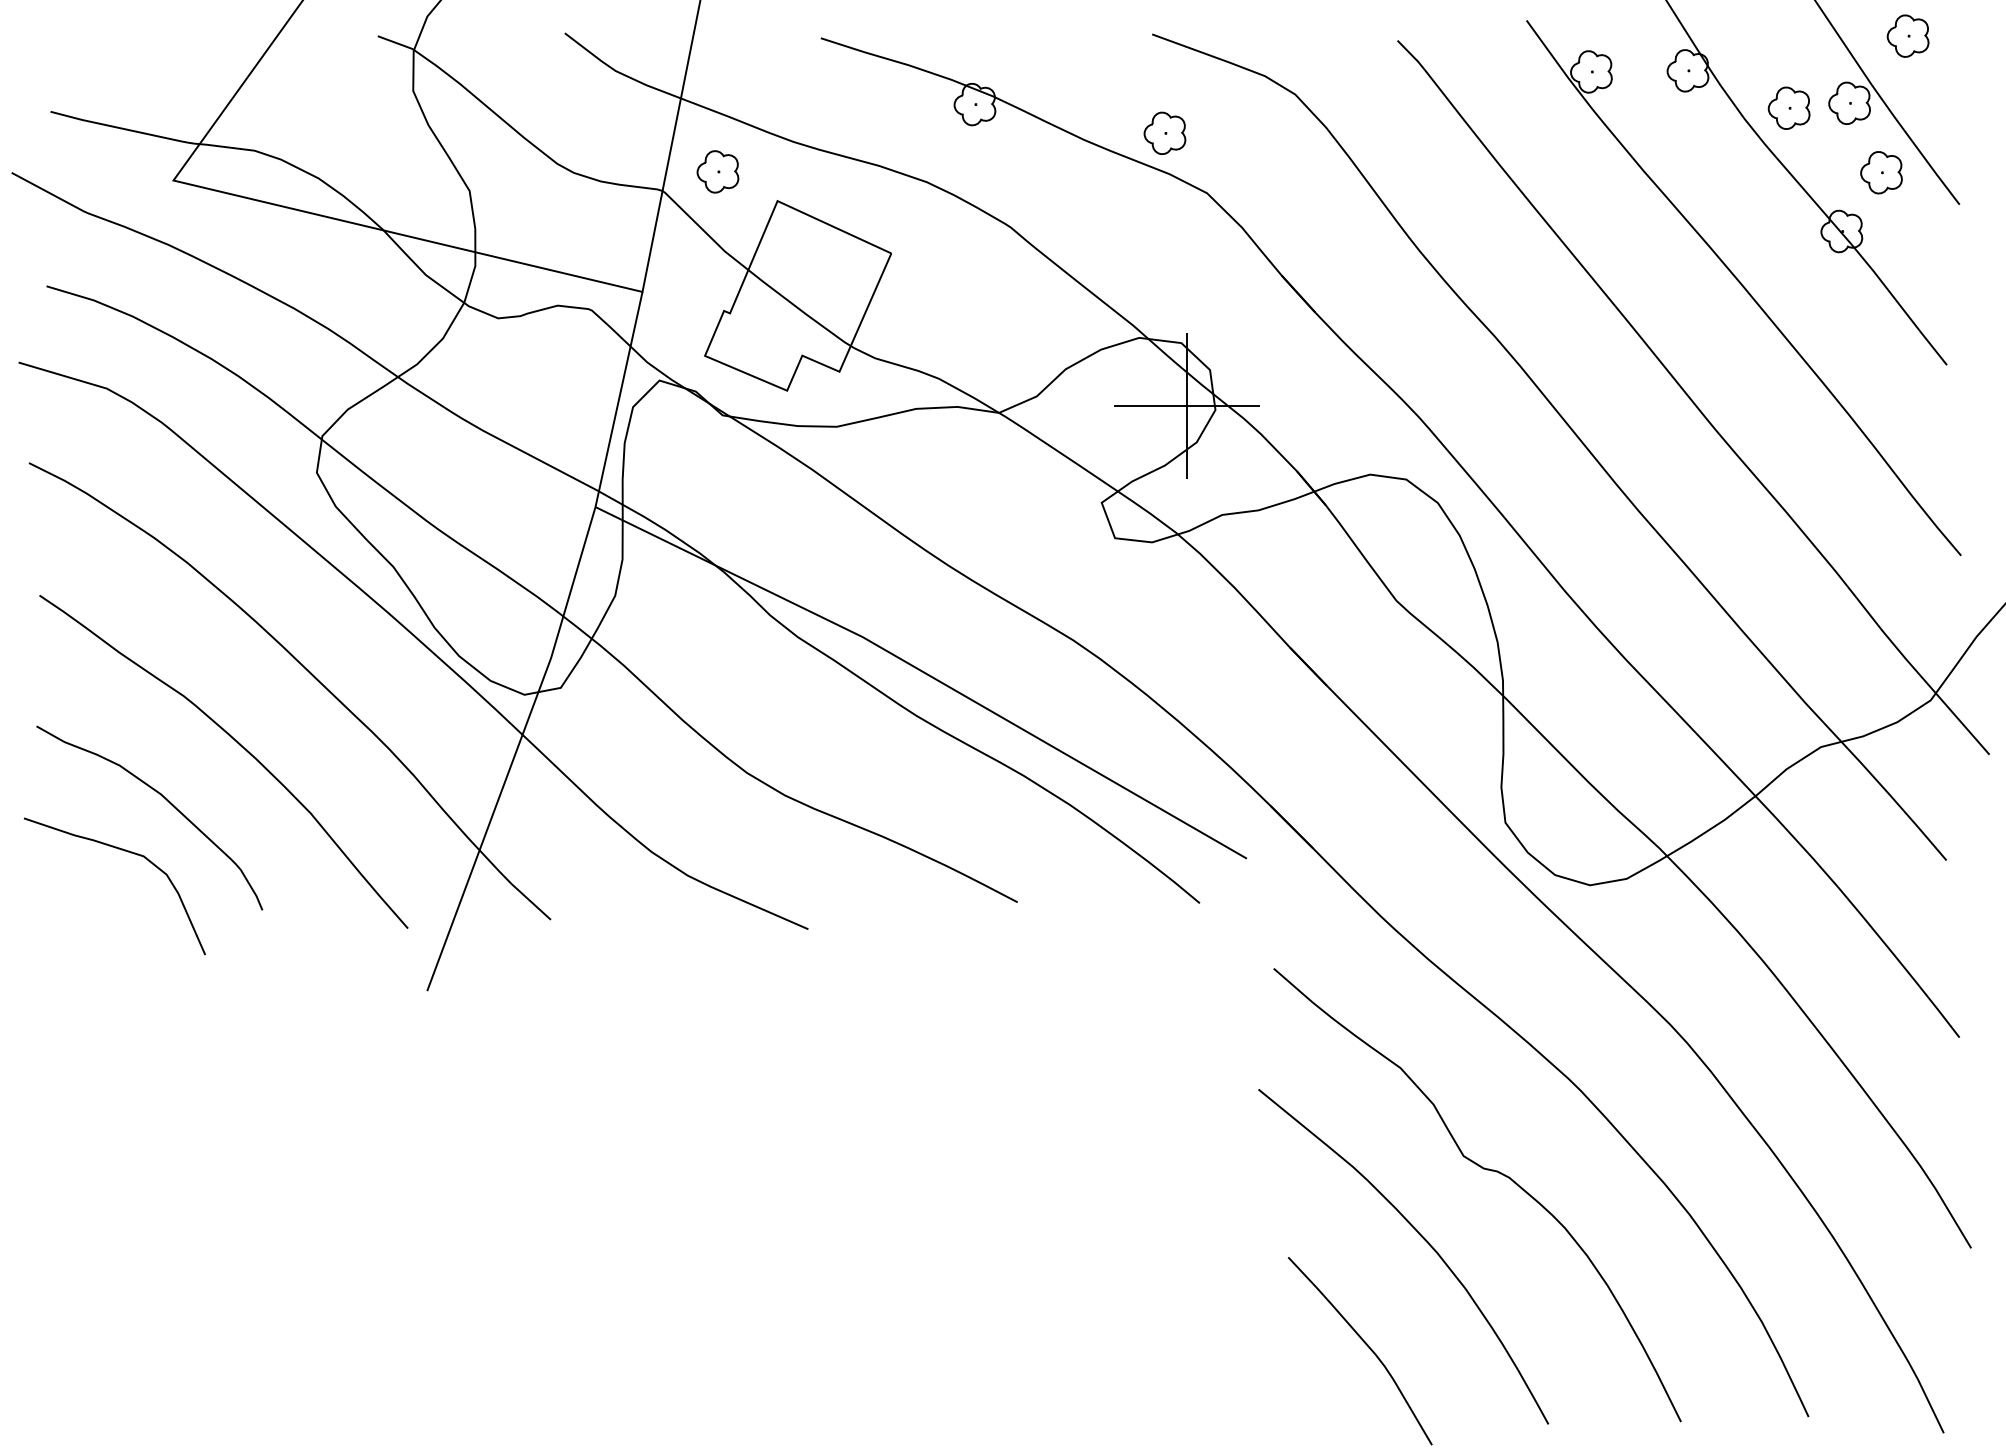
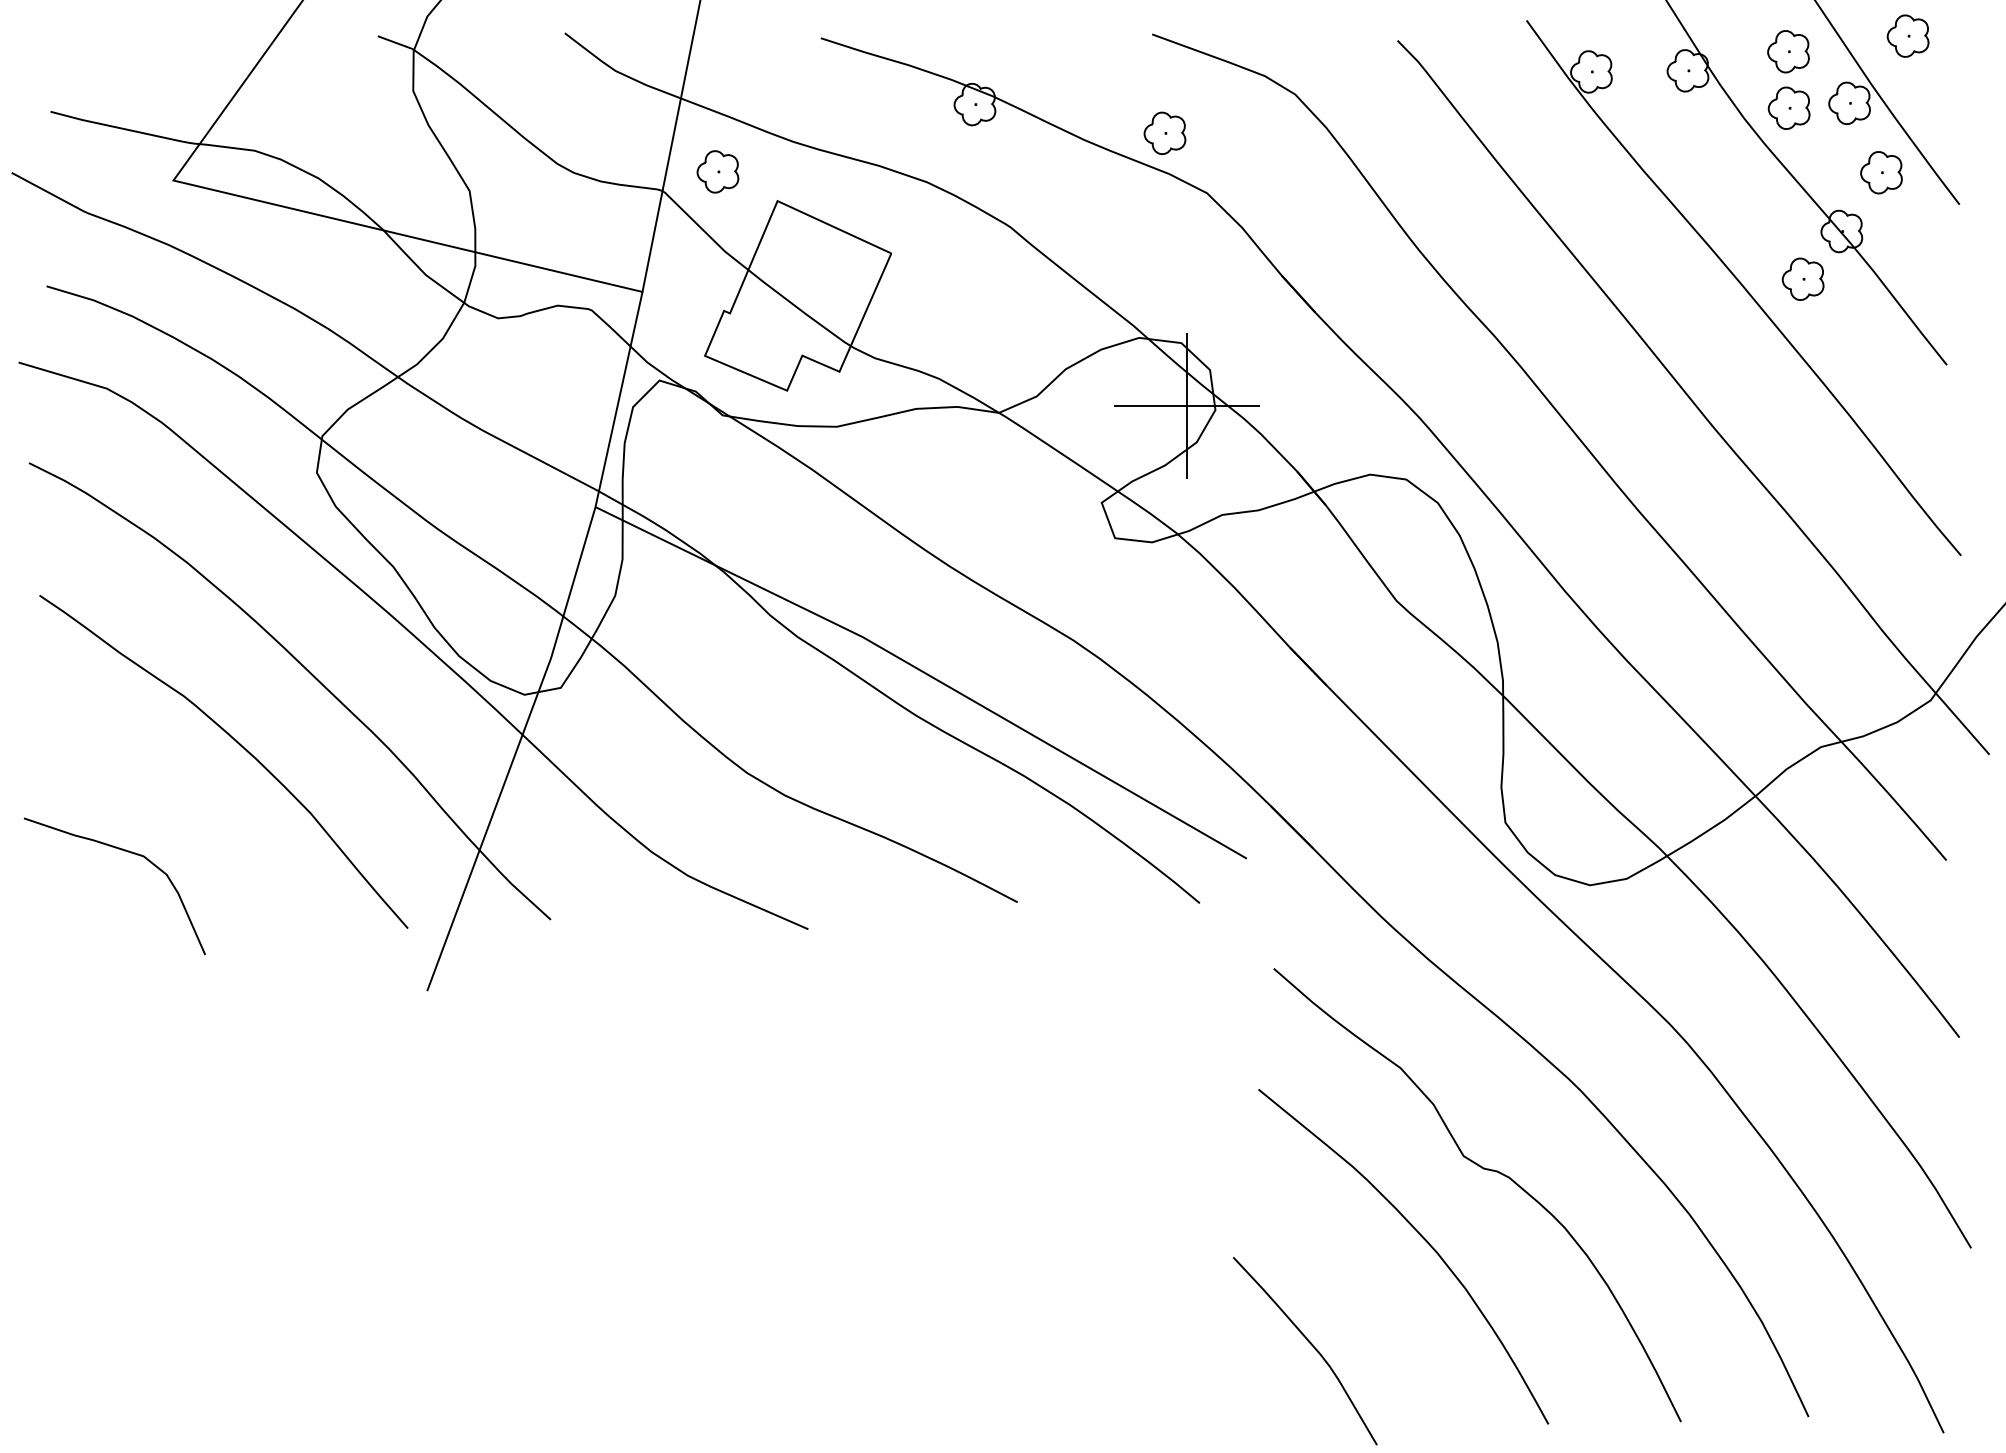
part: none -> present (1788, 51)
part: none -> present (1802, 278)
curve: present -> none (162, 797)
curve position: (1366, 1345) -> (1311, 1345) (1311, 1345)
